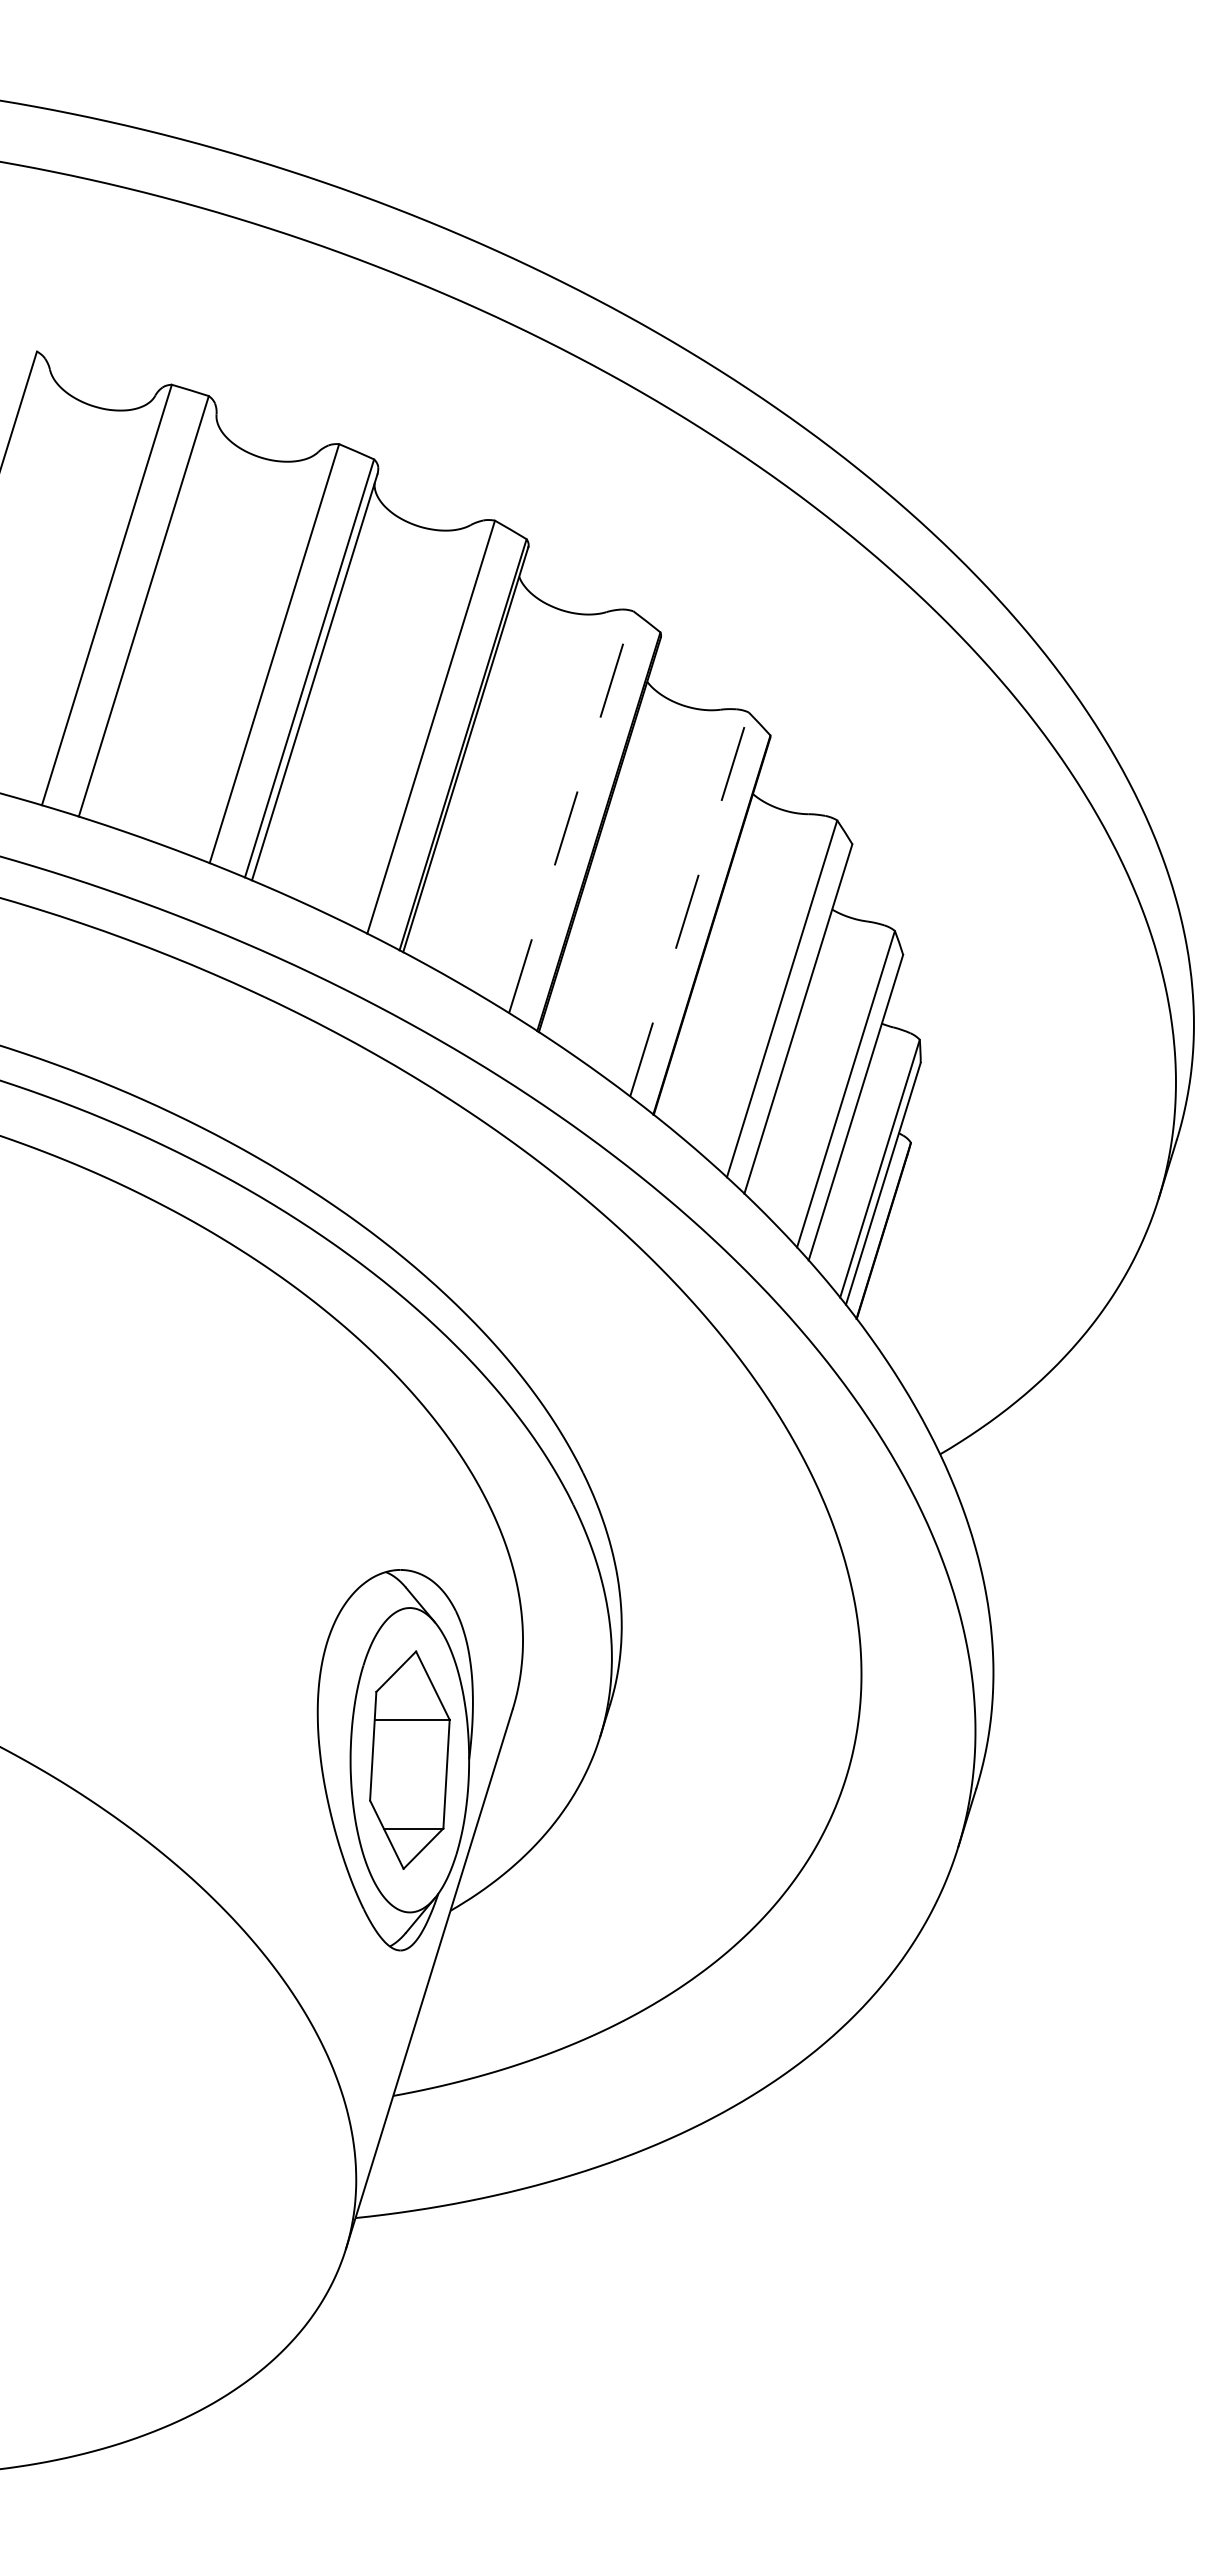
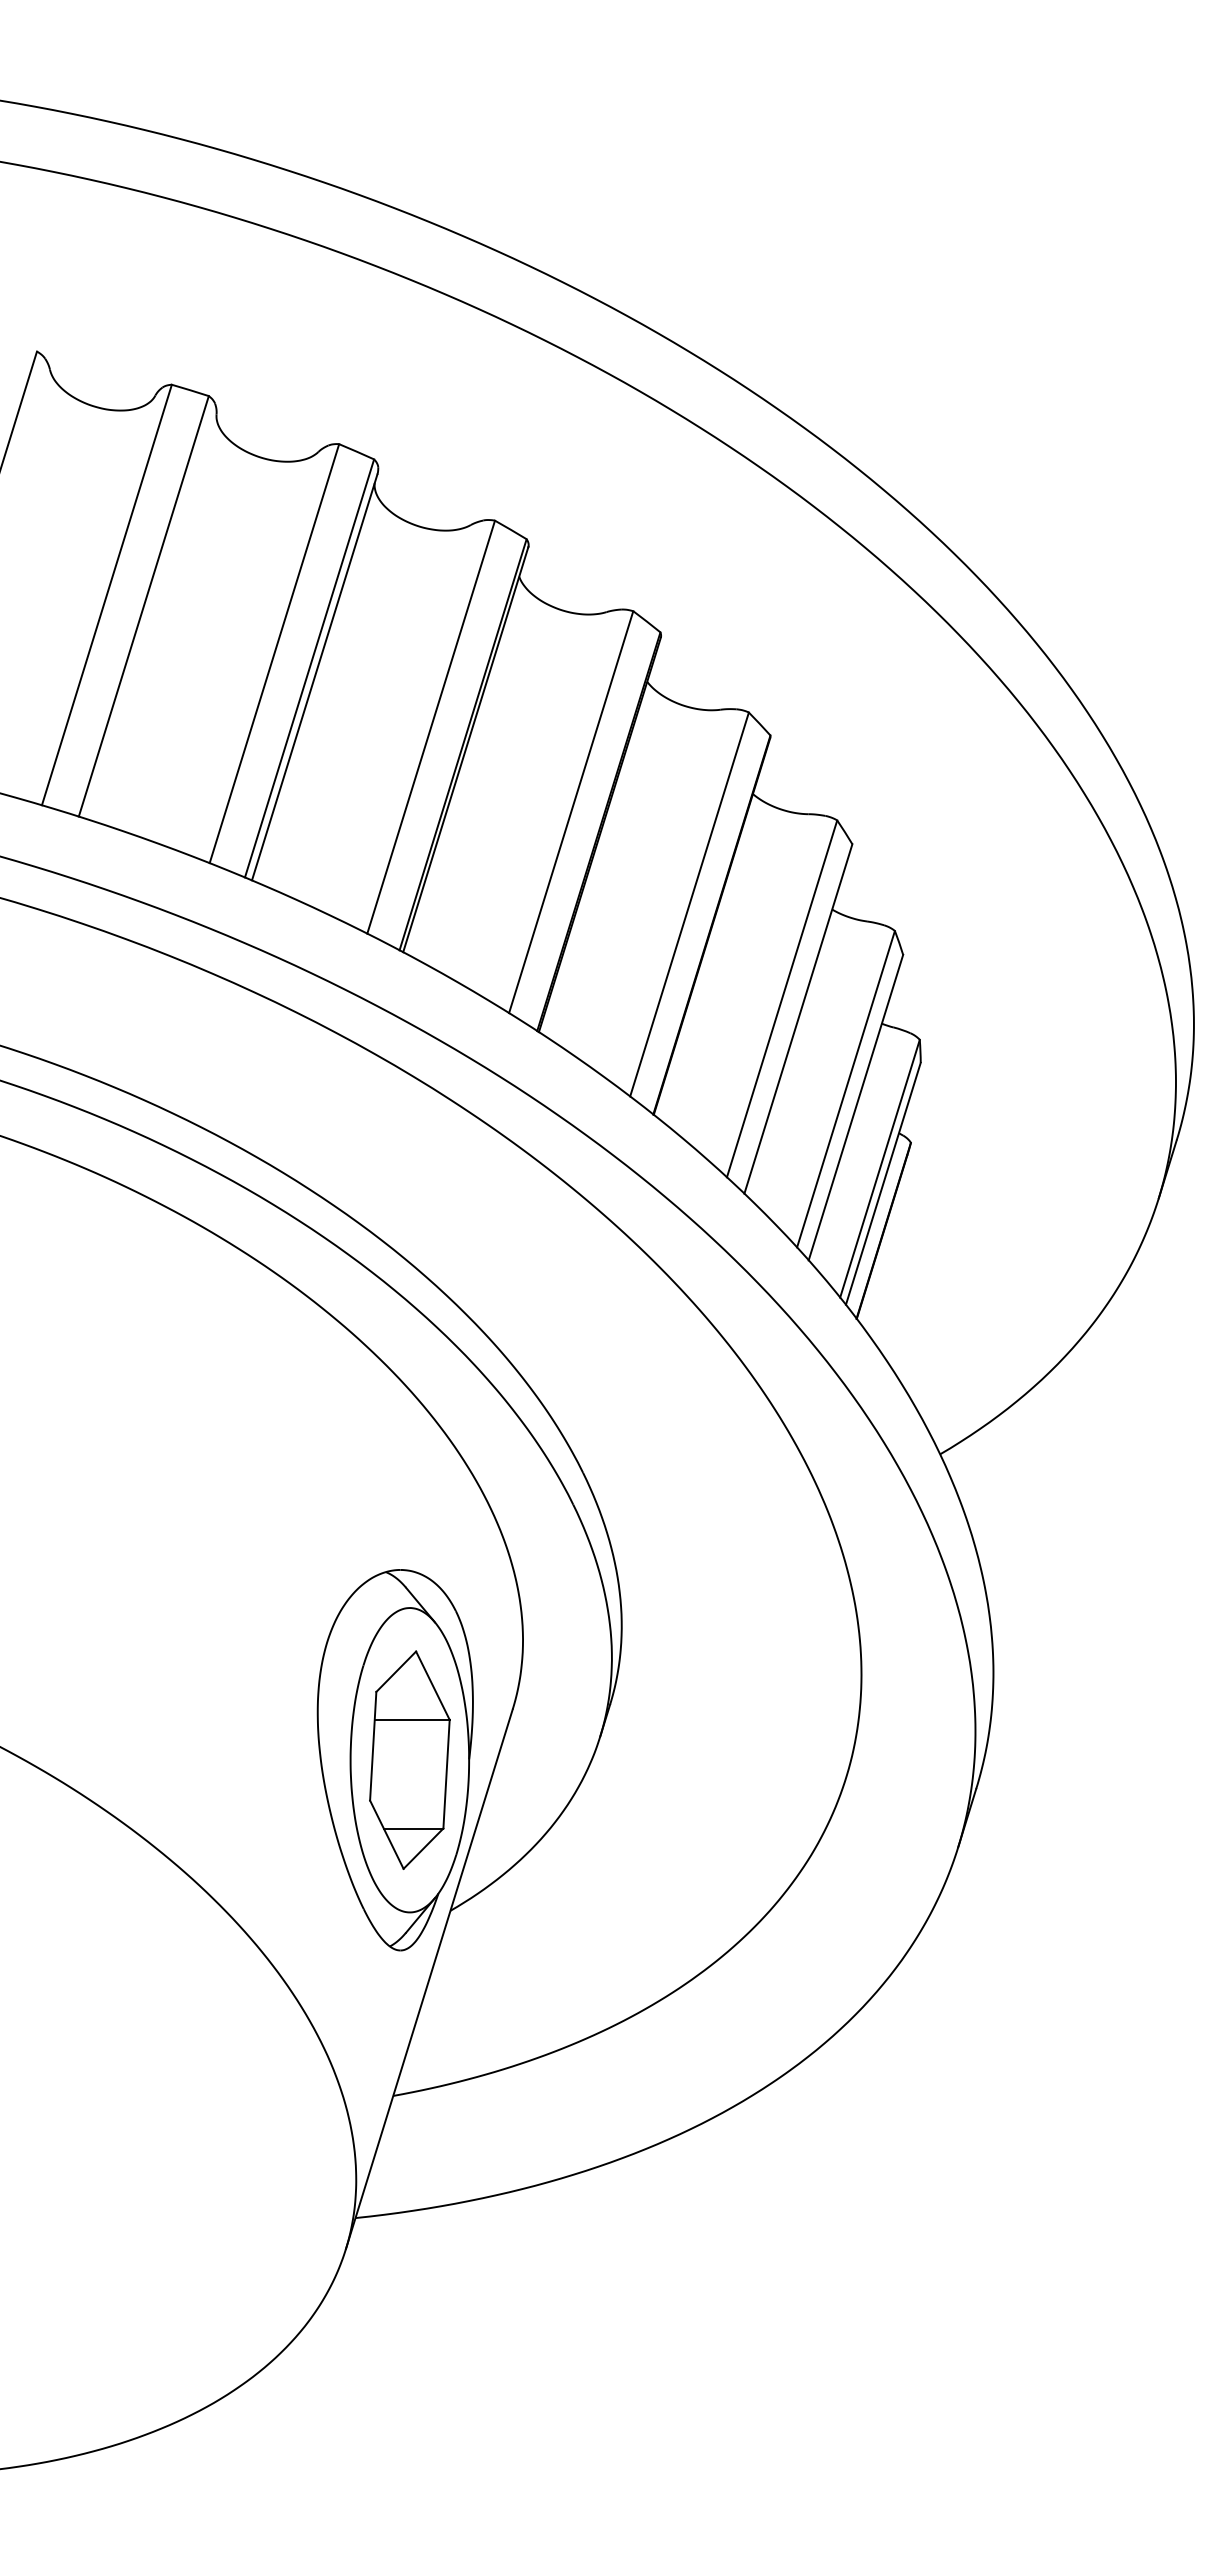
line: dashed -> solid (571, 811)
line: dashed -> solid (689, 904)
